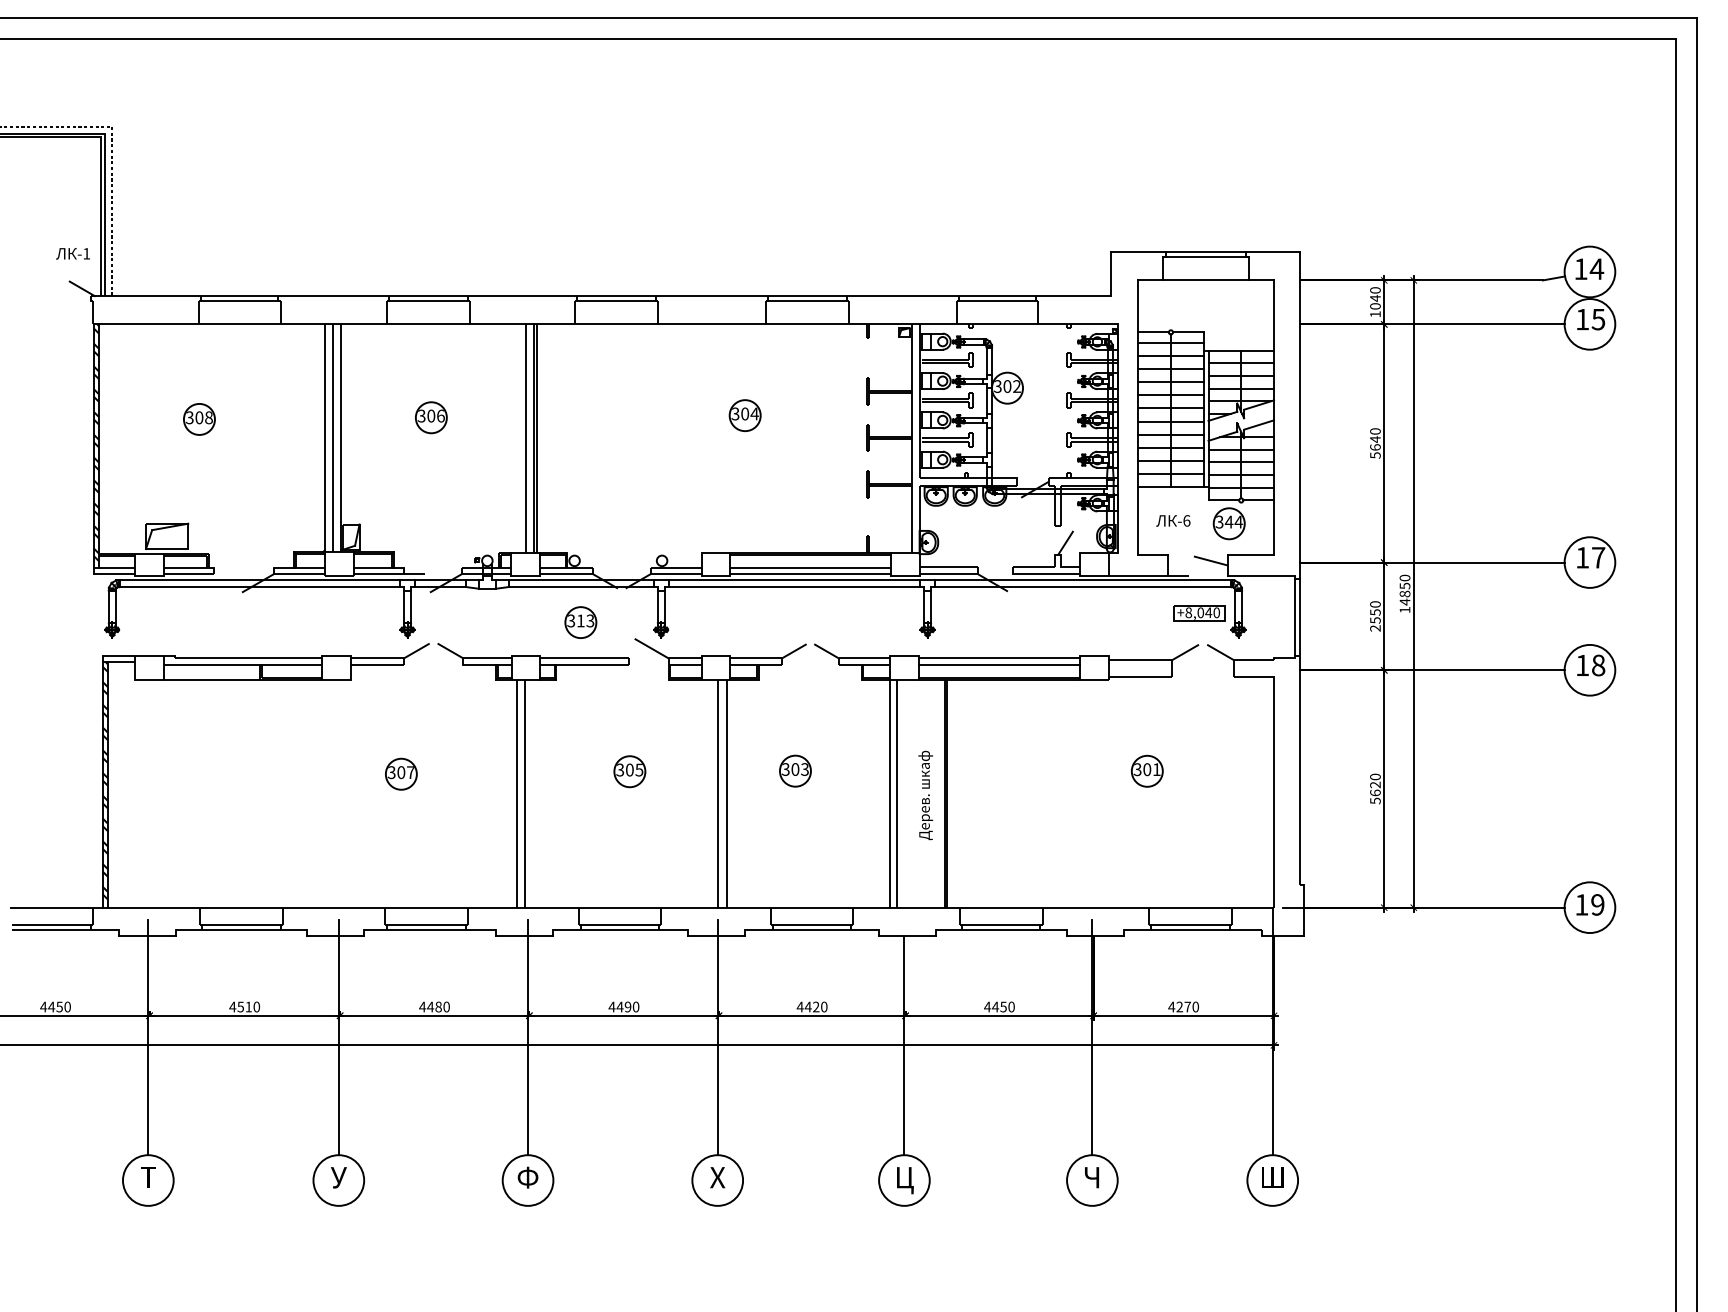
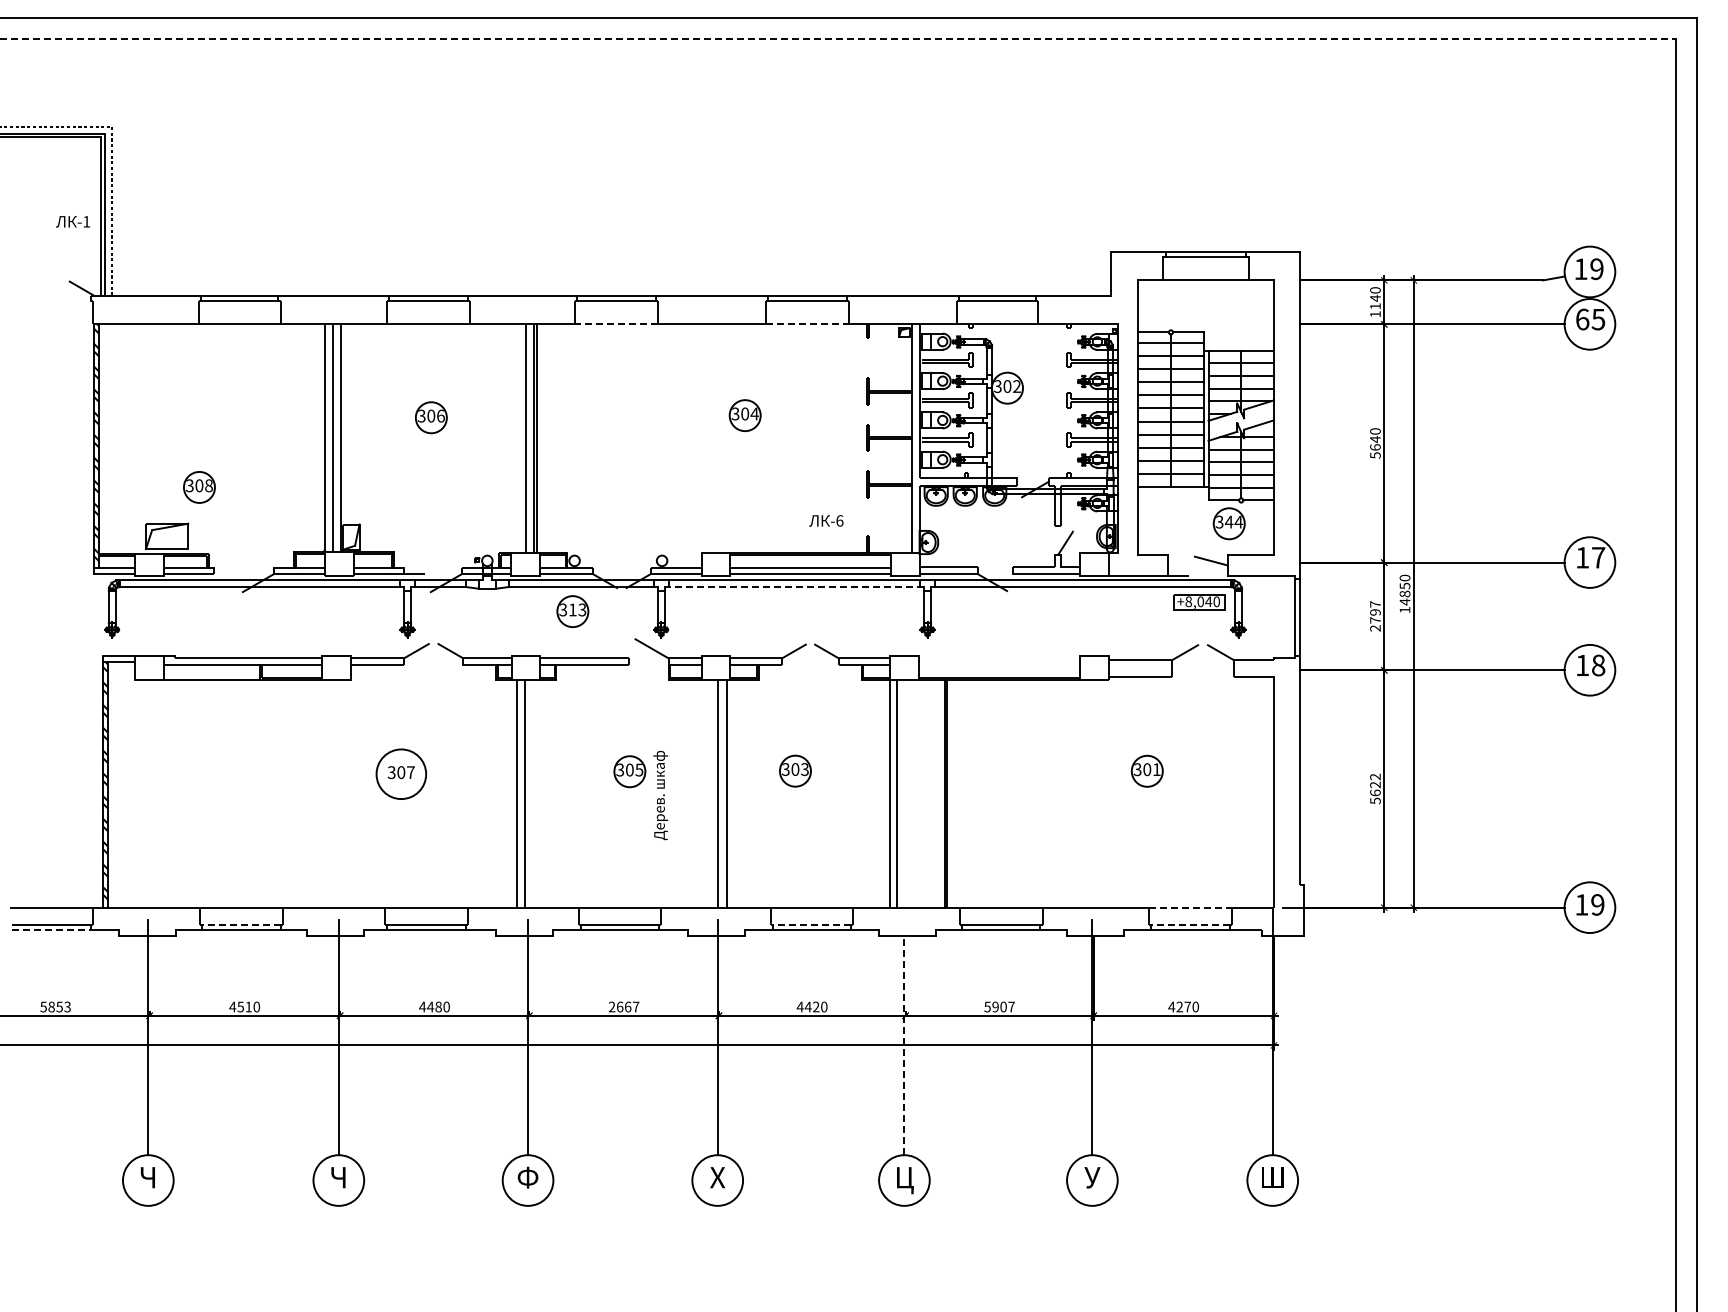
line: solid -> dashed (838, 39)
text position: (72, 253) -> (72, 221) (72, 221)
text: 14 -> 19 (1596, 269)
text: 1040 -> 1140 (1375, 306)
text: 15 -> 65 (1582, 319)
line: solid -> dashed (616, 323)
line: solid -> dashed (807, 323)
part position: (199, 419) -> (199, 487) (199, 487)
text position: (1173, 520) -> (826, 520) (826, 520)
line: solid -> dashed (794, 587)
text: 2550 -> 2797 (1375, 612)
part position: (1199, 613) -> (1199, 602) (1199, 602)
part position: (580, 622) -> (572, 611) (572, 611)
line: present -> none (999, 658)
line: present -> none (999, 665)
circle diameter: 31 px -> 50 px (401, 774)
text: 5620 -> 5622 (1375, 776)
text position: (925, 795) -> (660, 795) (660, 795)
line: solid -> dashed (1190, 907)
line: solid -> dashed (240, 925)
line: solid -> dashed (811, 925)
line: solid -> dashed (1189, 925)
line: solid -> dashed (52, 930)
text: 4450 -> 5853 (55, 1006)
text: 4490 -> 2667 (623, 1006)
text: 4450 -> 5907 (999, 1006)
line: solid -> dashed (904, 1045)
text: T -> Ч (147, 1177)
text: У -> Ч (338, 1177)
text: Ч -> У (1092, 1177)
